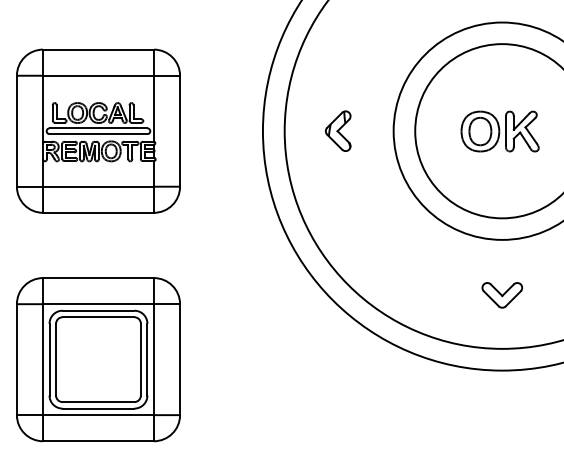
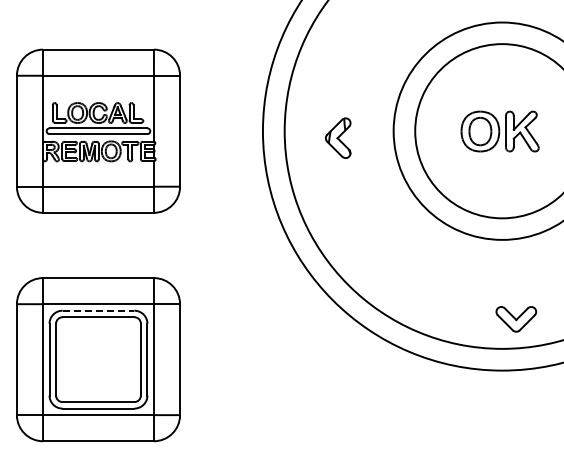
part position: (338, 130) -> (338, 137) (338, 137)
part position: (502, 295) -> (516, 319) (516, 319)
line: solid -> dashed (98, 310)
